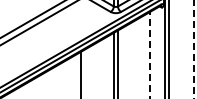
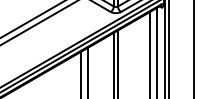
line: dashed -> solid (193, 49)
line: none -> present (156, 51)
line: dashed -> solid (150, 54)
line: none -> present (87, 71)
